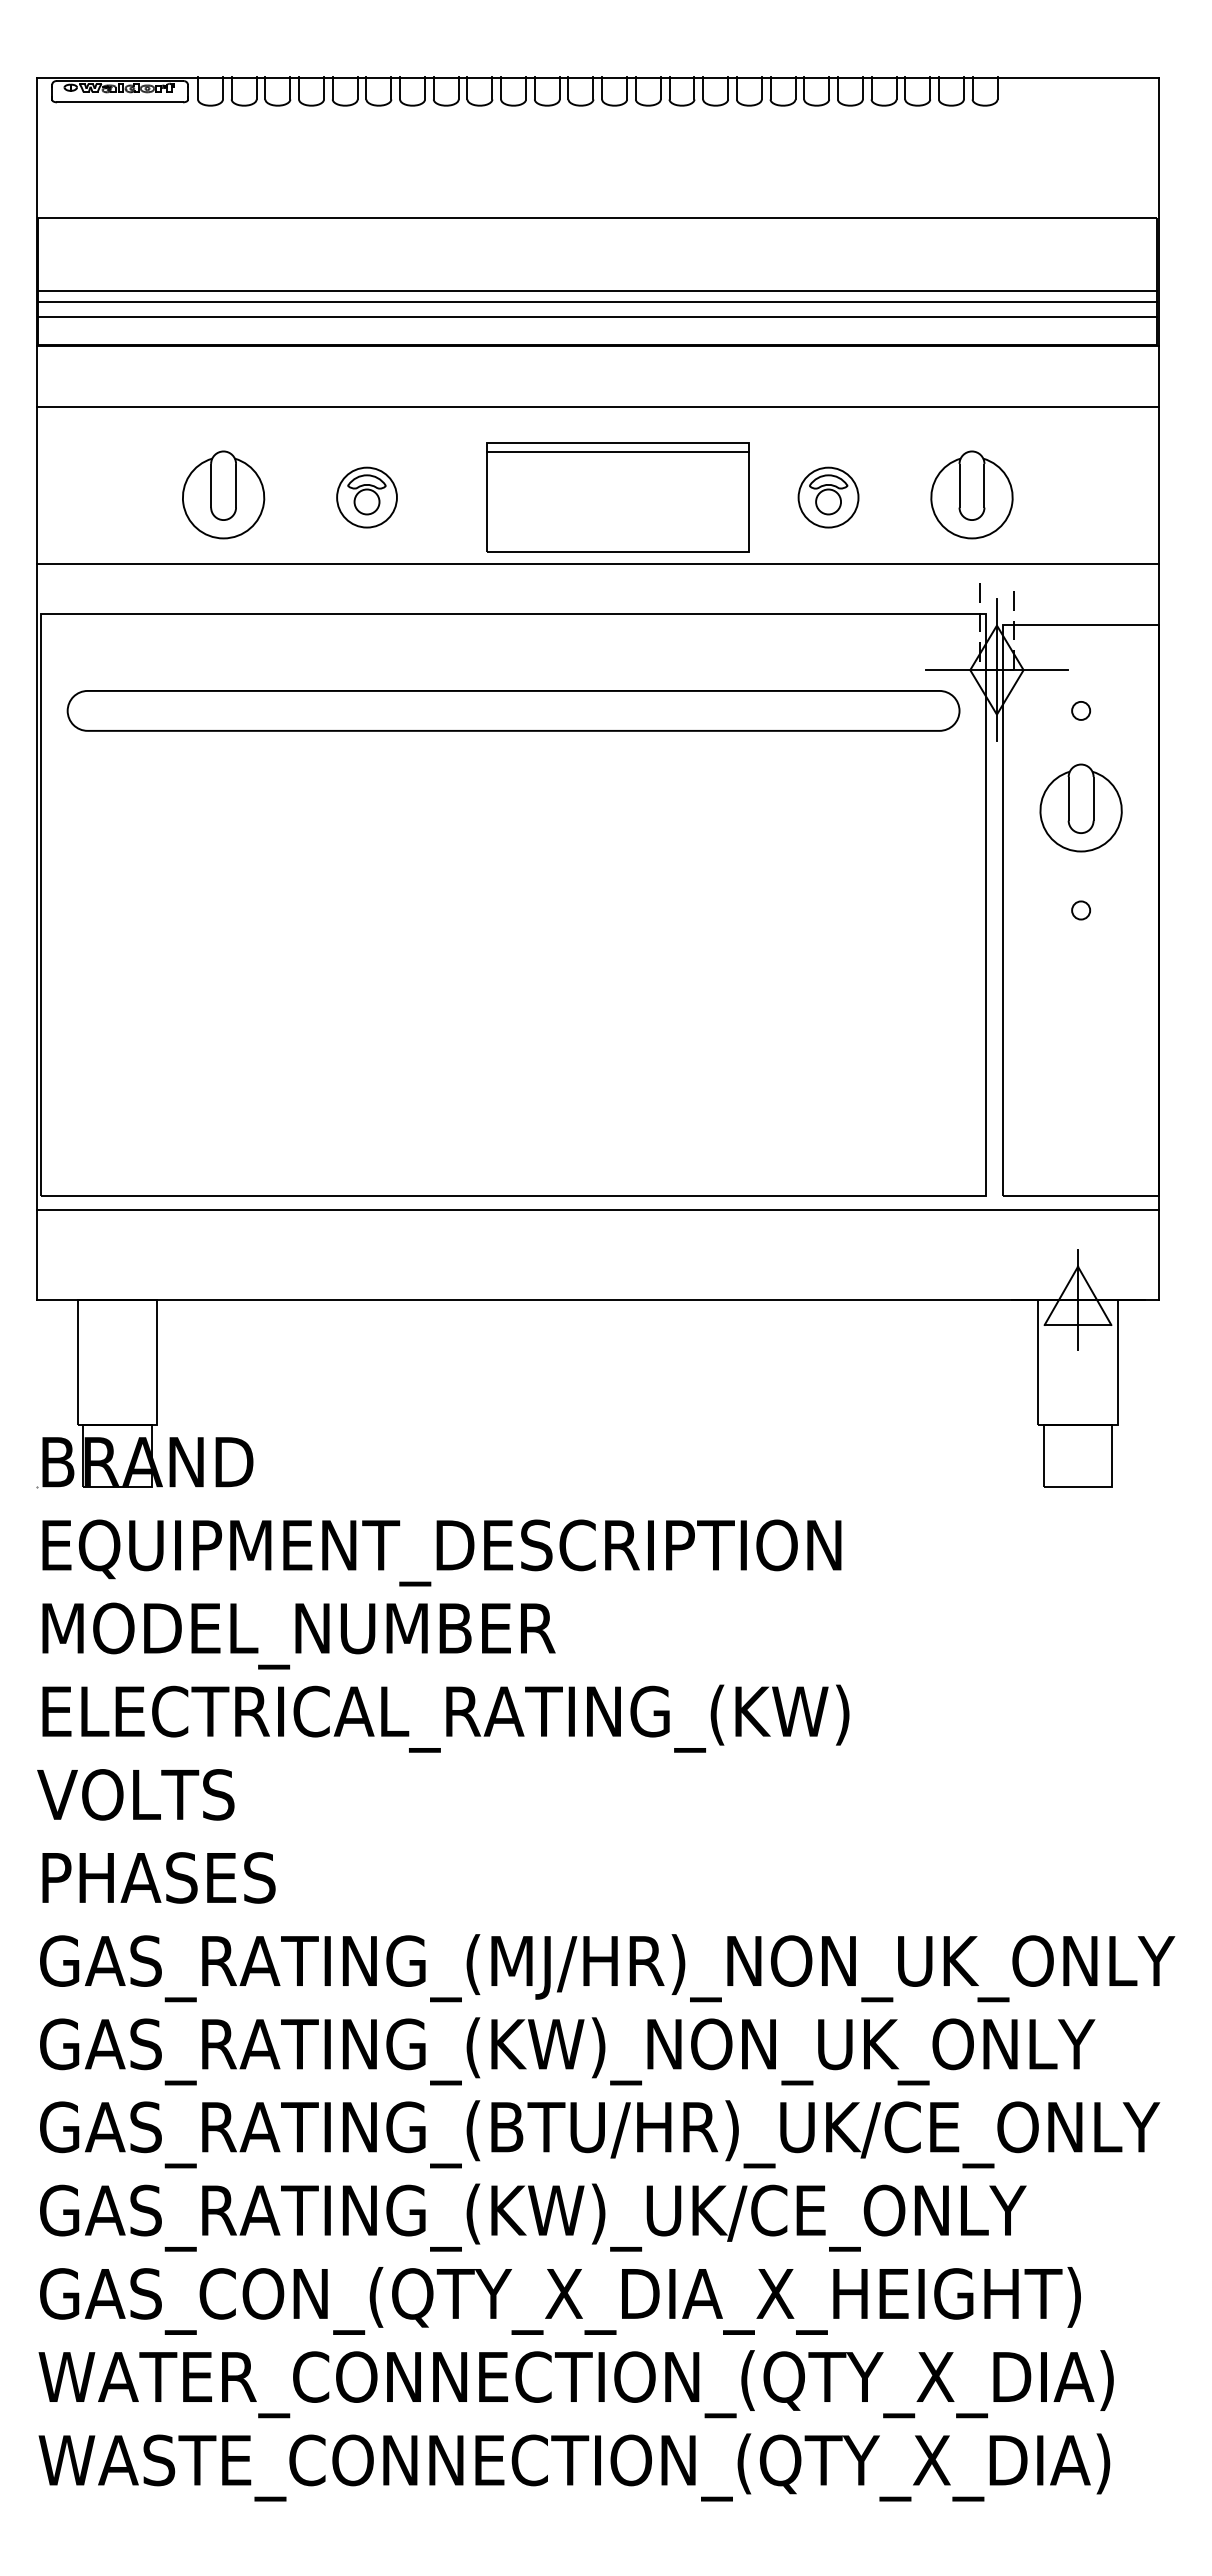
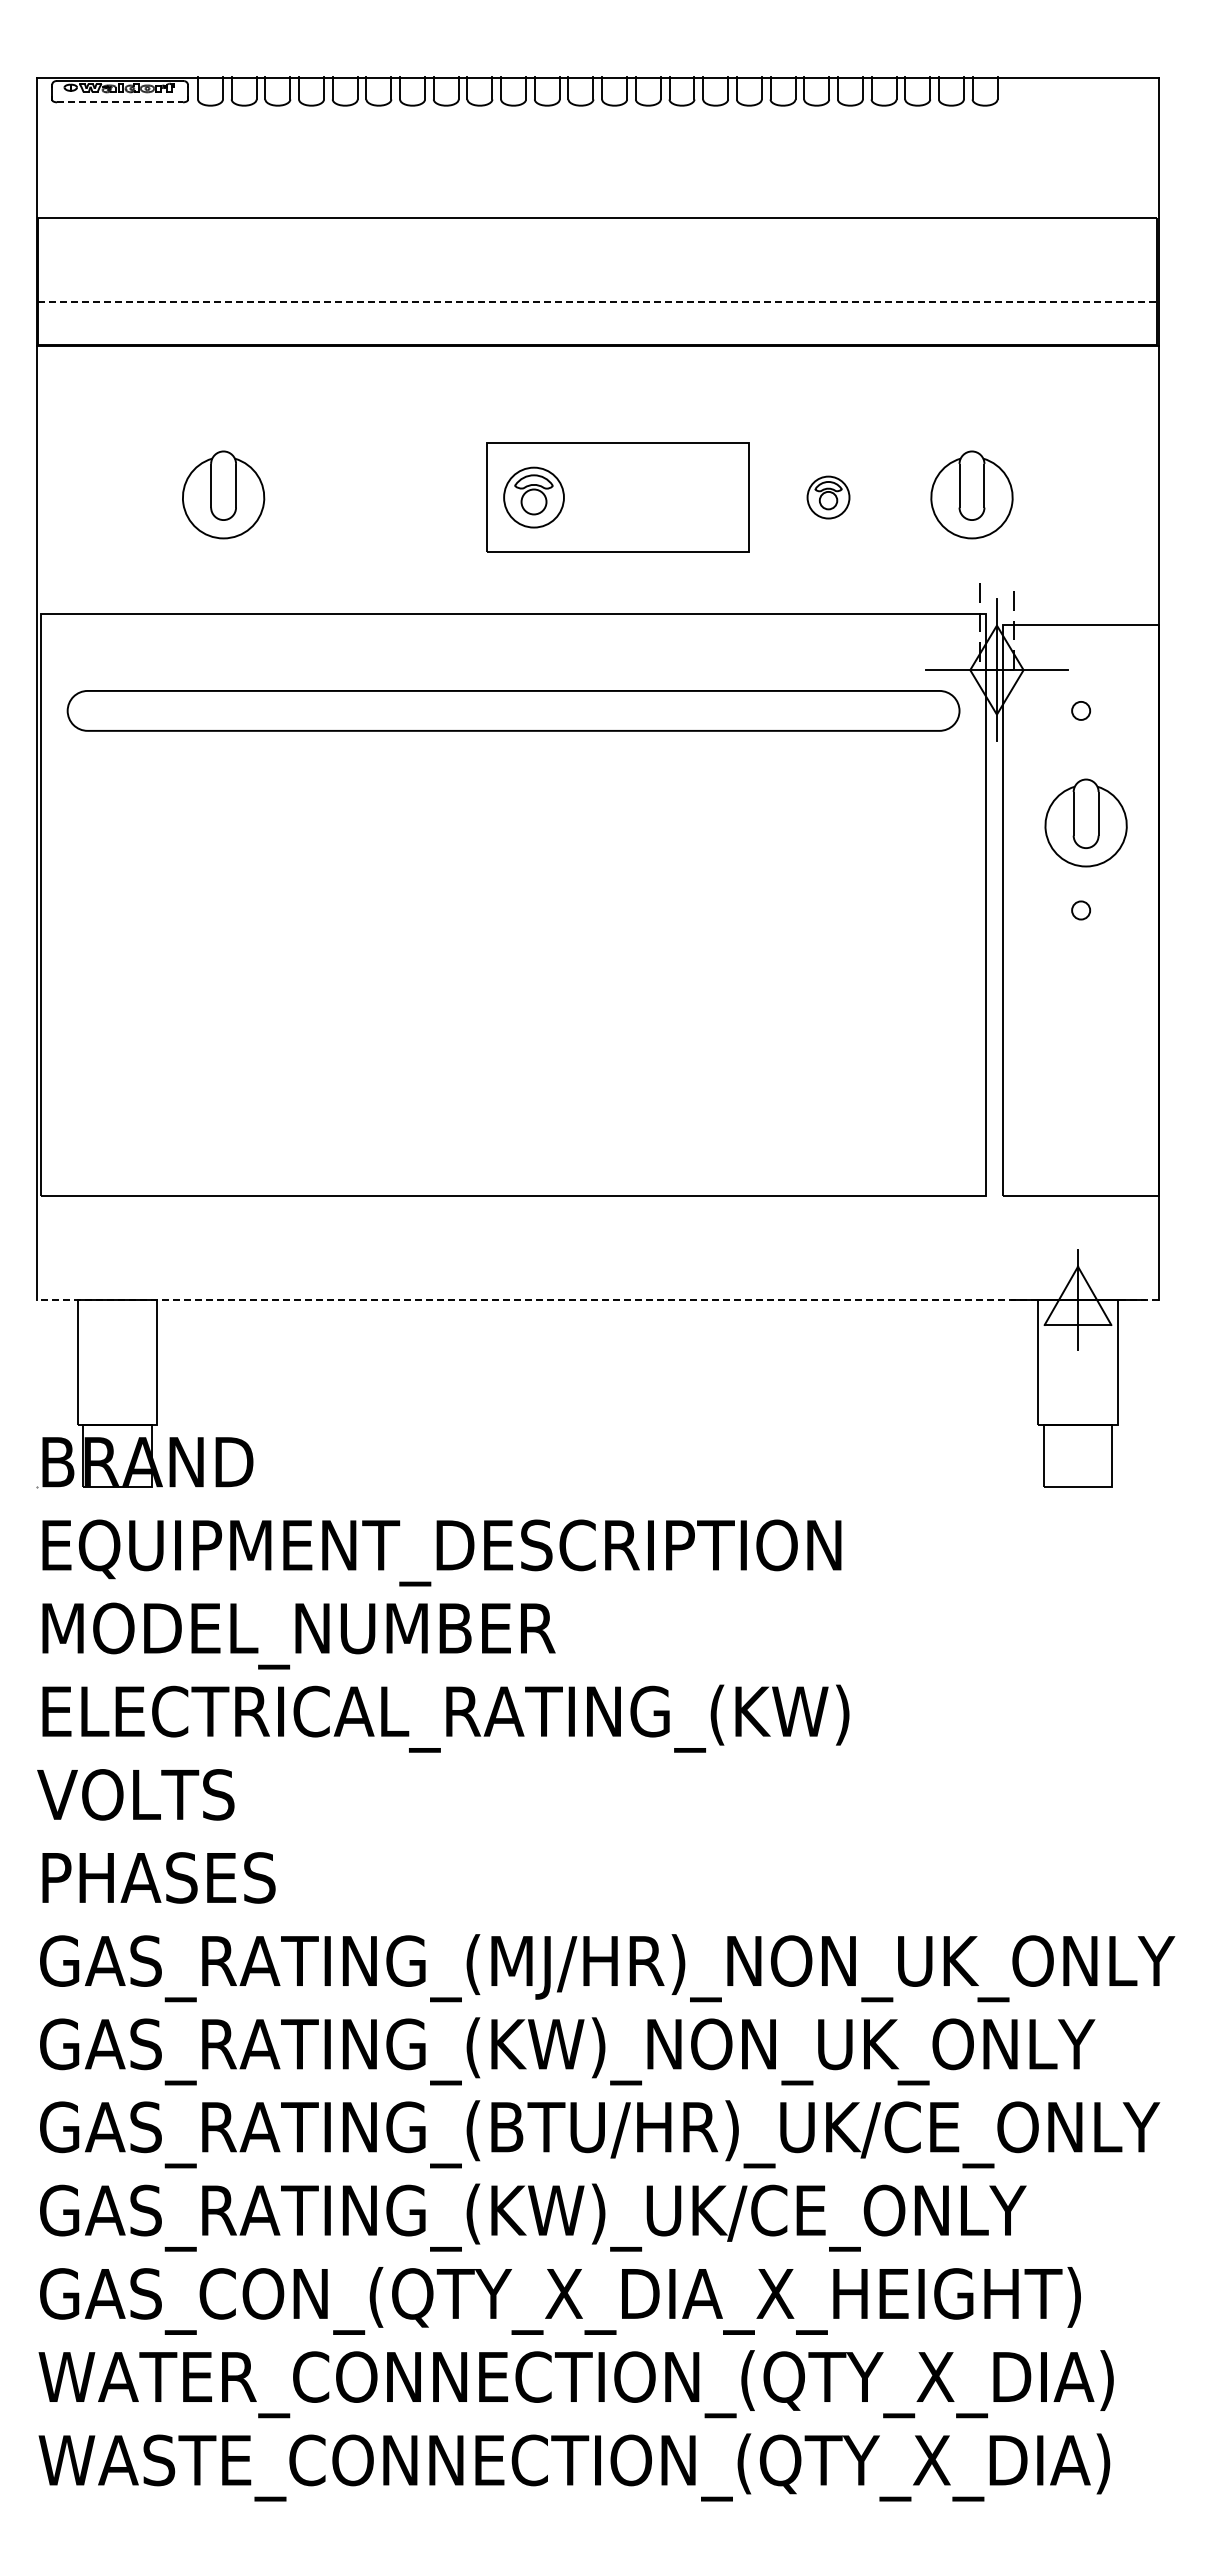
line: solid -> dashed (120, 102)
line: present -> none (597, 291)
line: solid -> dashed (598, 302)
line: present -> none (597, 316)
line: present -> none (597, 406)
line: present -> none (618, 452)
part position: (366, 497) -> (533, 497) (533, 497)
part size: 63x63 px -> 45x45 px (828, 497)
line: present -> none (597, 564)
part position: (1080, 807) -> (1085, 822) (1085, 822)
line: present -> none (597, 1209)
line: solid -> dashed (597, 1300)
